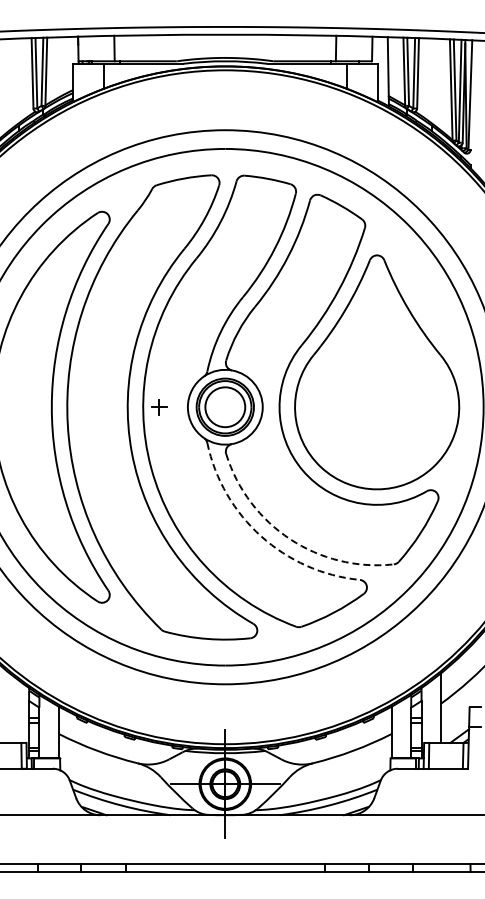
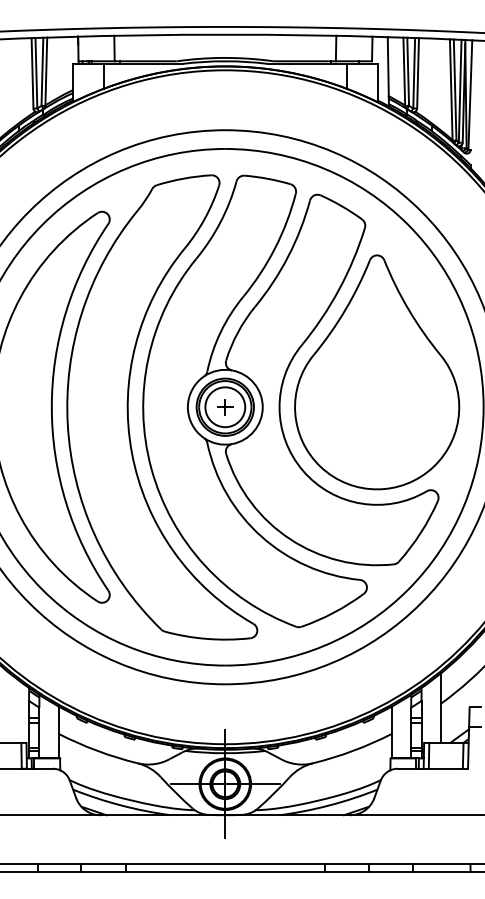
part position: (159, 407) -> (225, 407) (225, 407)
arc: dashed -> solid (261, 536)
arc: dashed -> solid (290, 539)
